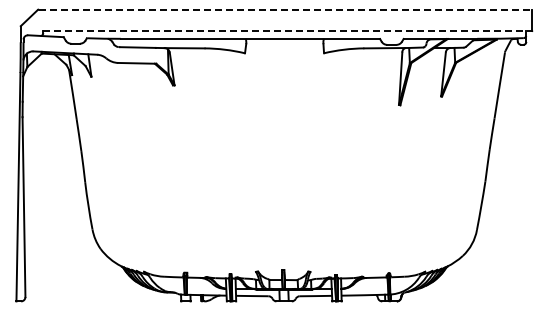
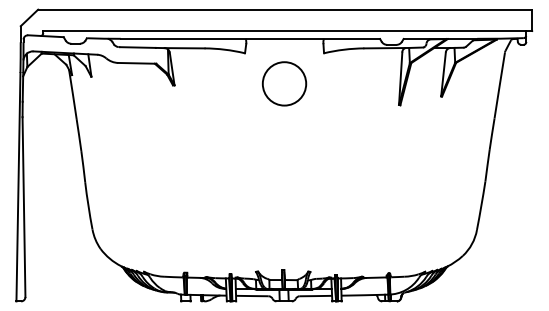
line: dashed -> solid (285, 9)
line: dashed -> solid (288, 31)
circle: none -> present (284, 83)
